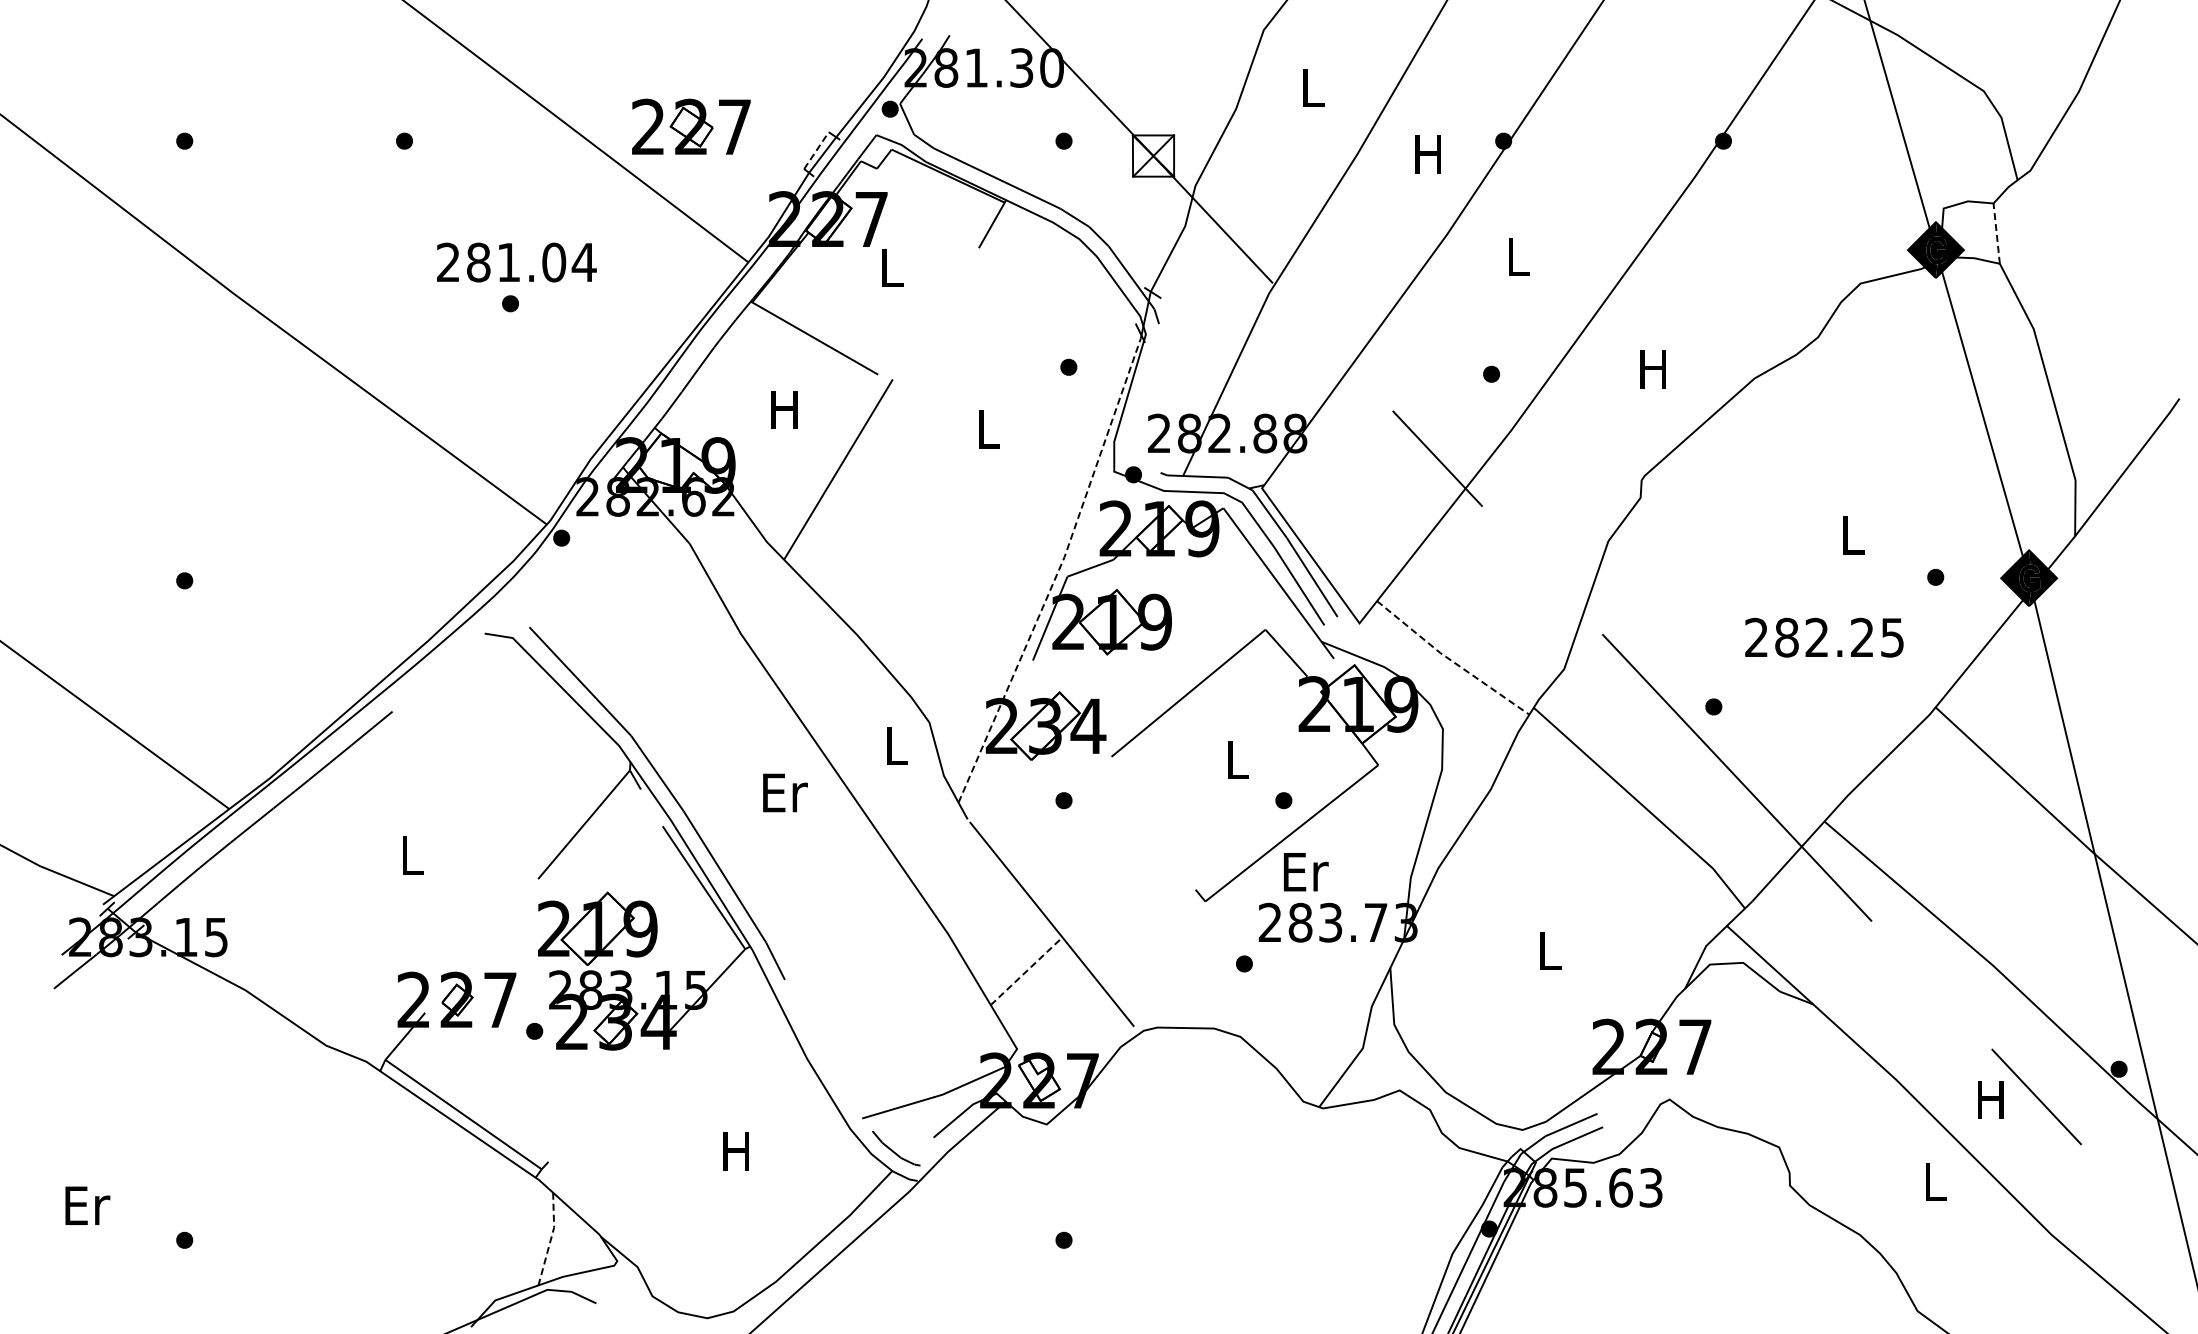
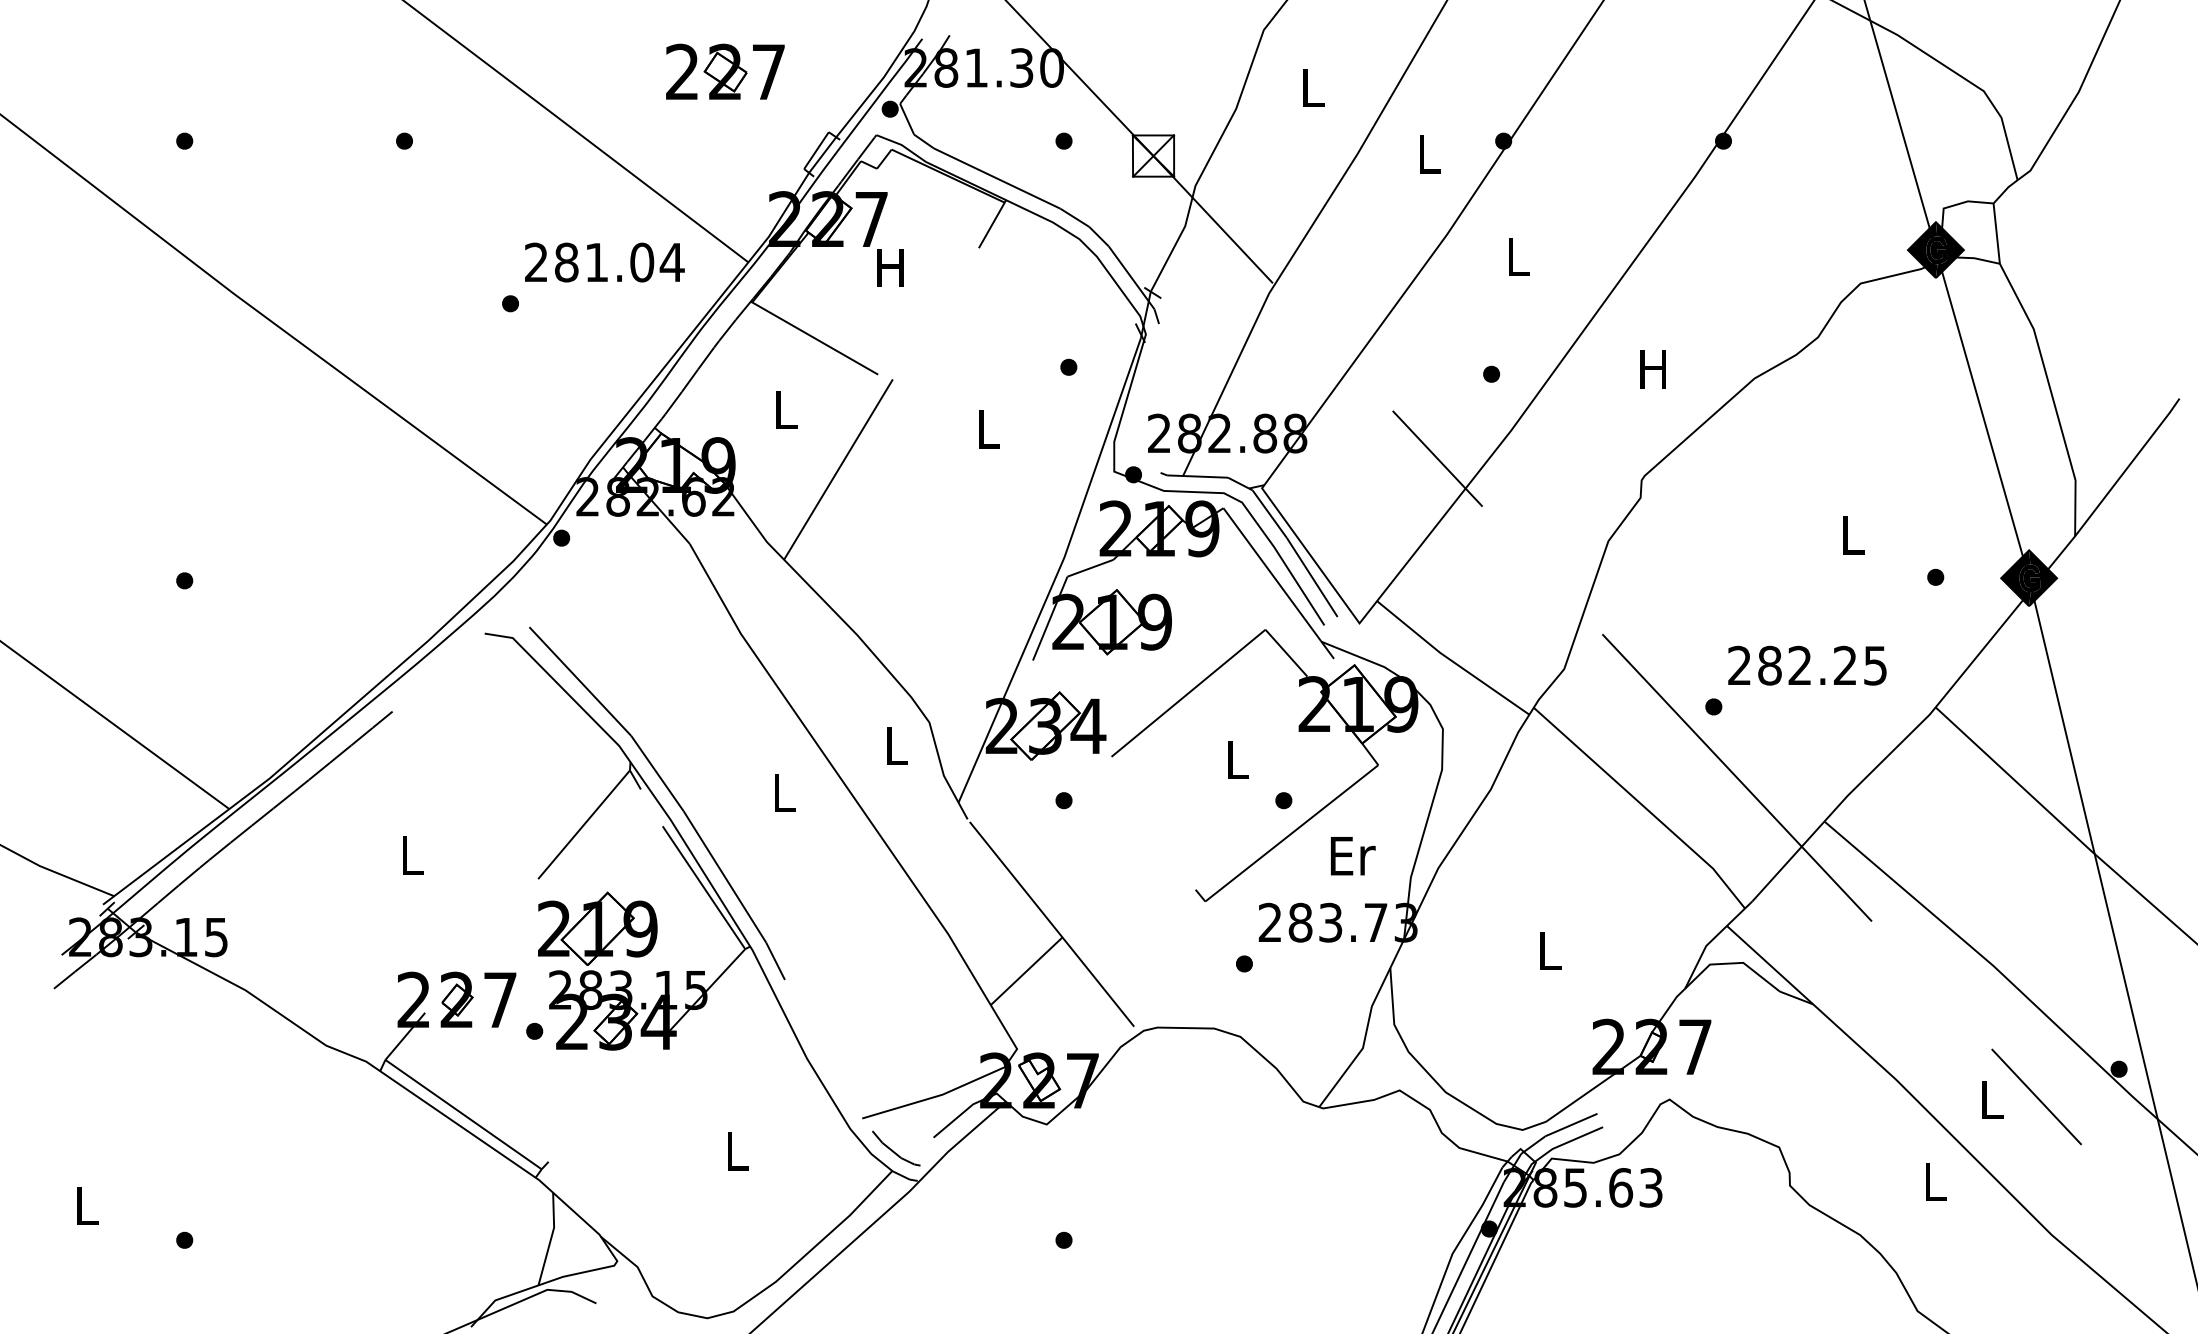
part position: (691, 126) -> (725, 71) (725, 71)
line: dashed -> solid (816, 150)
text: H -> L (1427, 154)
line: dashed -> solid (1996, 233)
text position: (516, 262) -> (604, 262) (604, 262)
text: L -> H (890, 267)
text: H -> L (784, 409)
line: dashed -> solid (1057, 573)
text position: (1824, 637) -> (1807, 665) (1807, 665)
line: dashed -> solid (1450, 660)
text: Er -> L (785, 792)
text position: (1306, 872) -> (1353, 856) (1353, 856)
line: dashed -> solid (1027, 970)
text: H -> L (1990, 1099)
text: H -> L (735, 1151)
text: Er -> L (87, 1205)
line: dashed -> solid (551, 1239)
